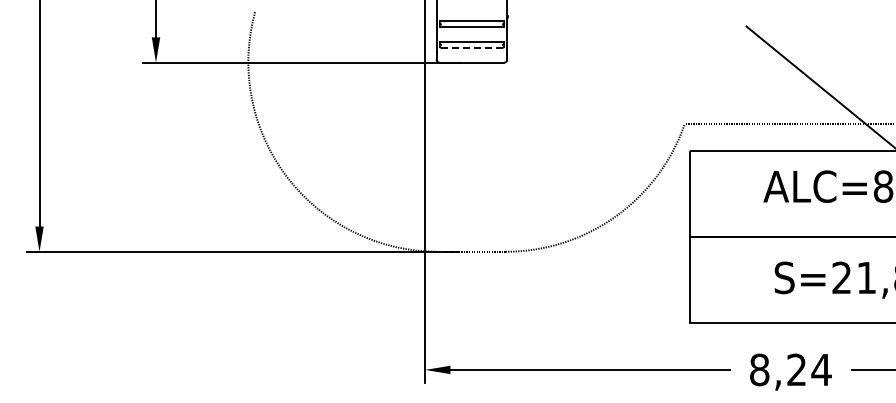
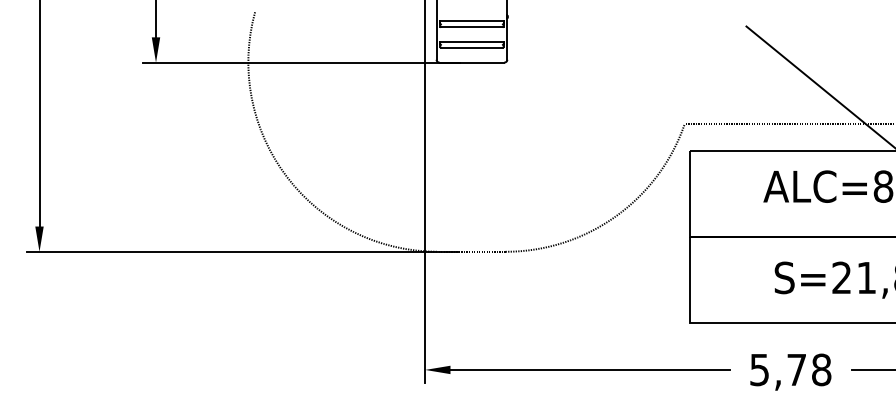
line: dashed -> solid (472, 47)
text: 8,24 -> 5,78 (790, 369)
